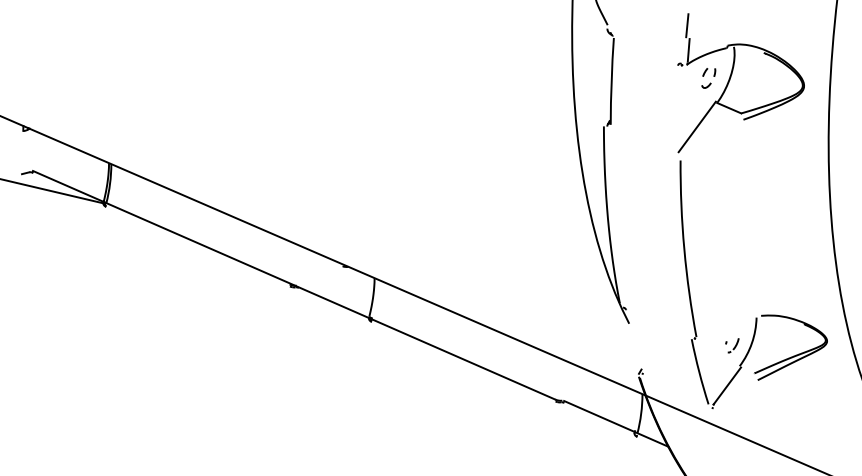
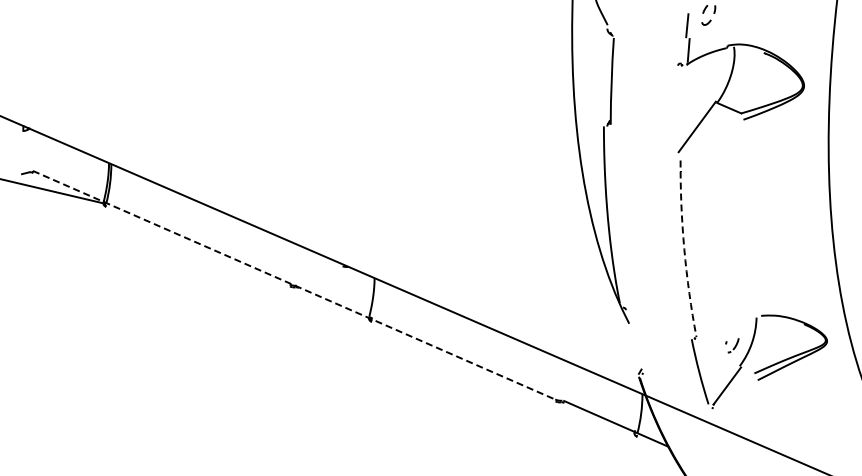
part position: (708, 78) -> (708, 15) (708, 15)
arc: solid -> dashed (684, 249)
line: solid -> dashed (294, 285)
